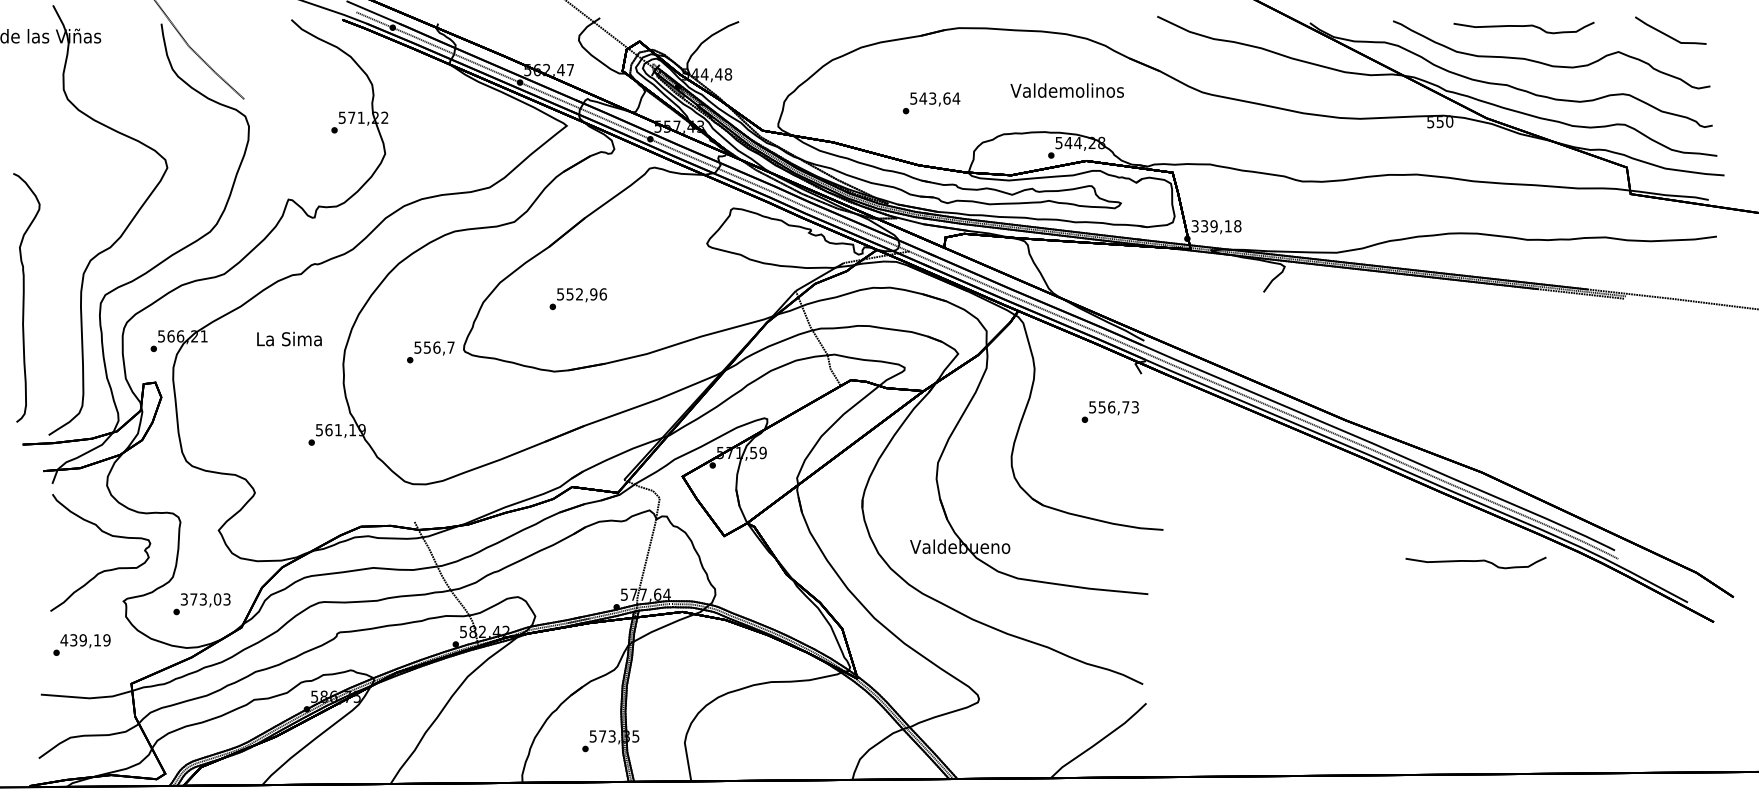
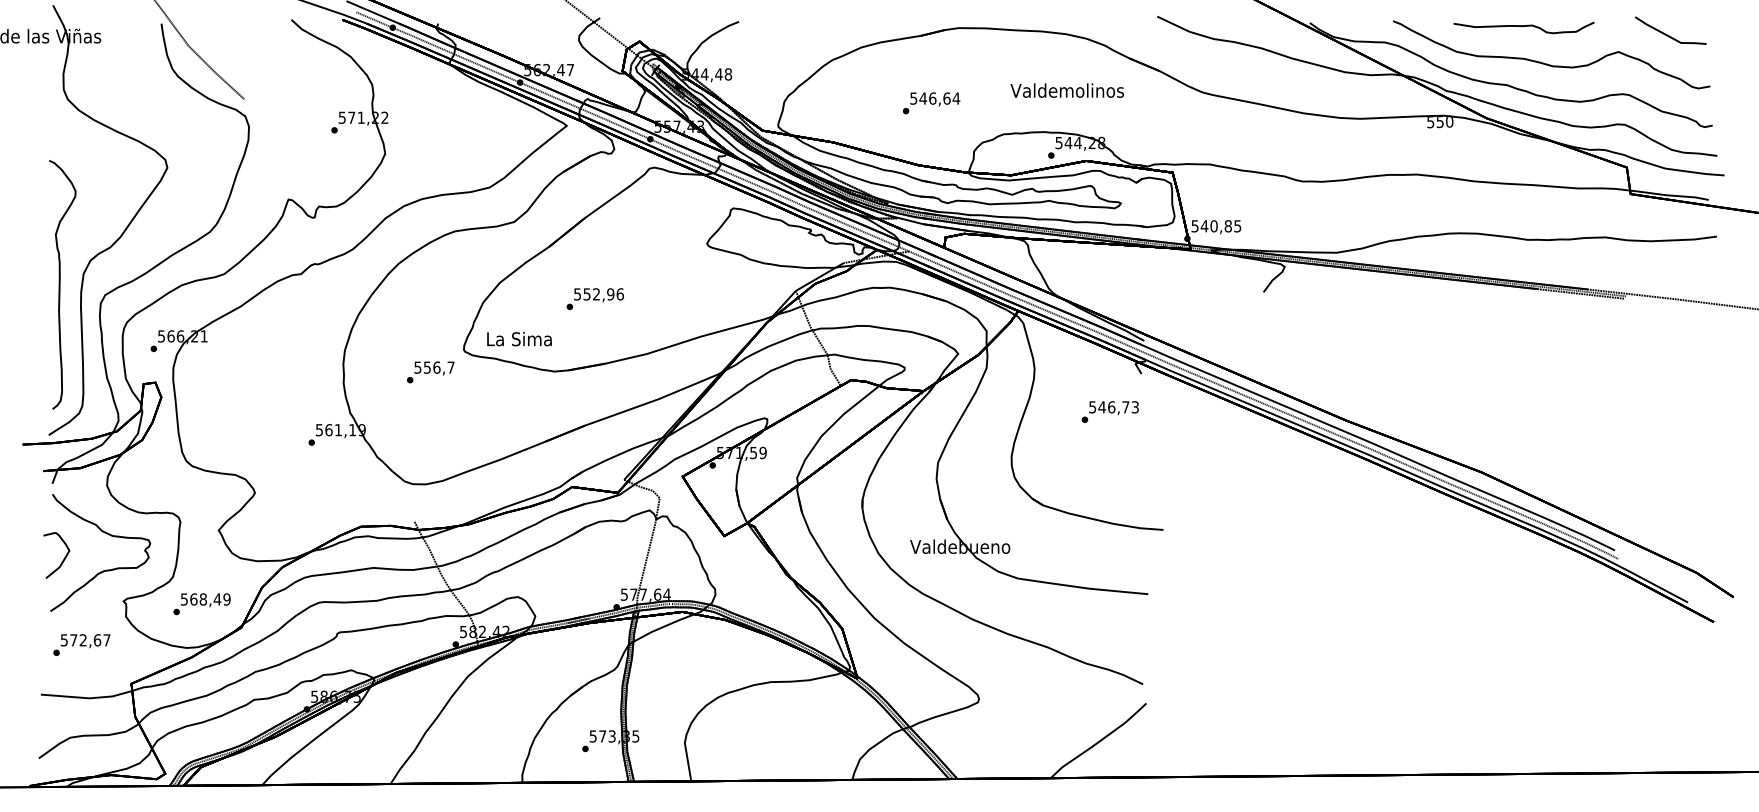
text: 543,64 -> 546,64 (932, 98)
text: 339,18 -> 540,85 (1216, 226)
curve position: (24, 297) -> (60, 284) (60, 284)
text position: (577, 298) -> (594, 298) (594, 298)
text position: (289, 338) -> (519, 338) (519, 338)
text position: (430, 352) -> (430, 372) (430, 372)
text: 556,73 -> 546,73 (1102, 407)
curve: none -> present (63, 558)
curve: present -> none (1475, 561)
text: 373,03 -> 568,49 (205, 599)
text: 439,19 -> 572,67 (85, 640)
